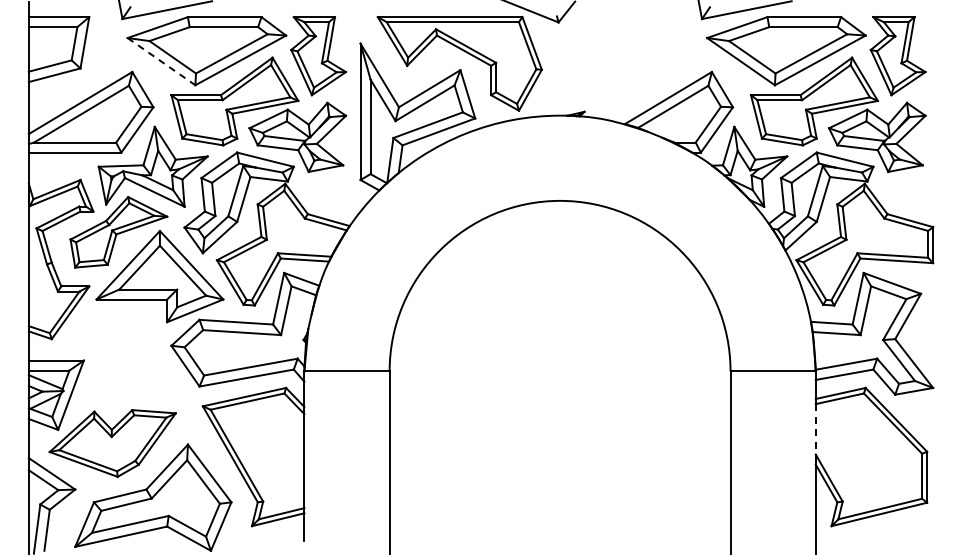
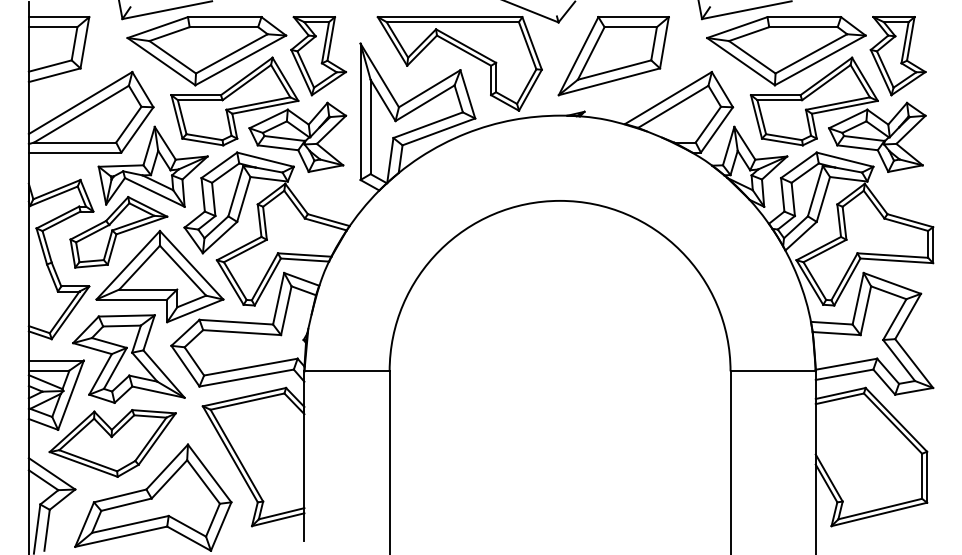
part: none -> present (613, 56)
line: dashed -> solid (161, 61)
part: none -> present (128, 358)
line: dashed -> solid (815, 429)
